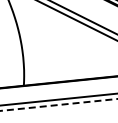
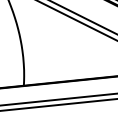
line: dashed -> solid (58, 104)
